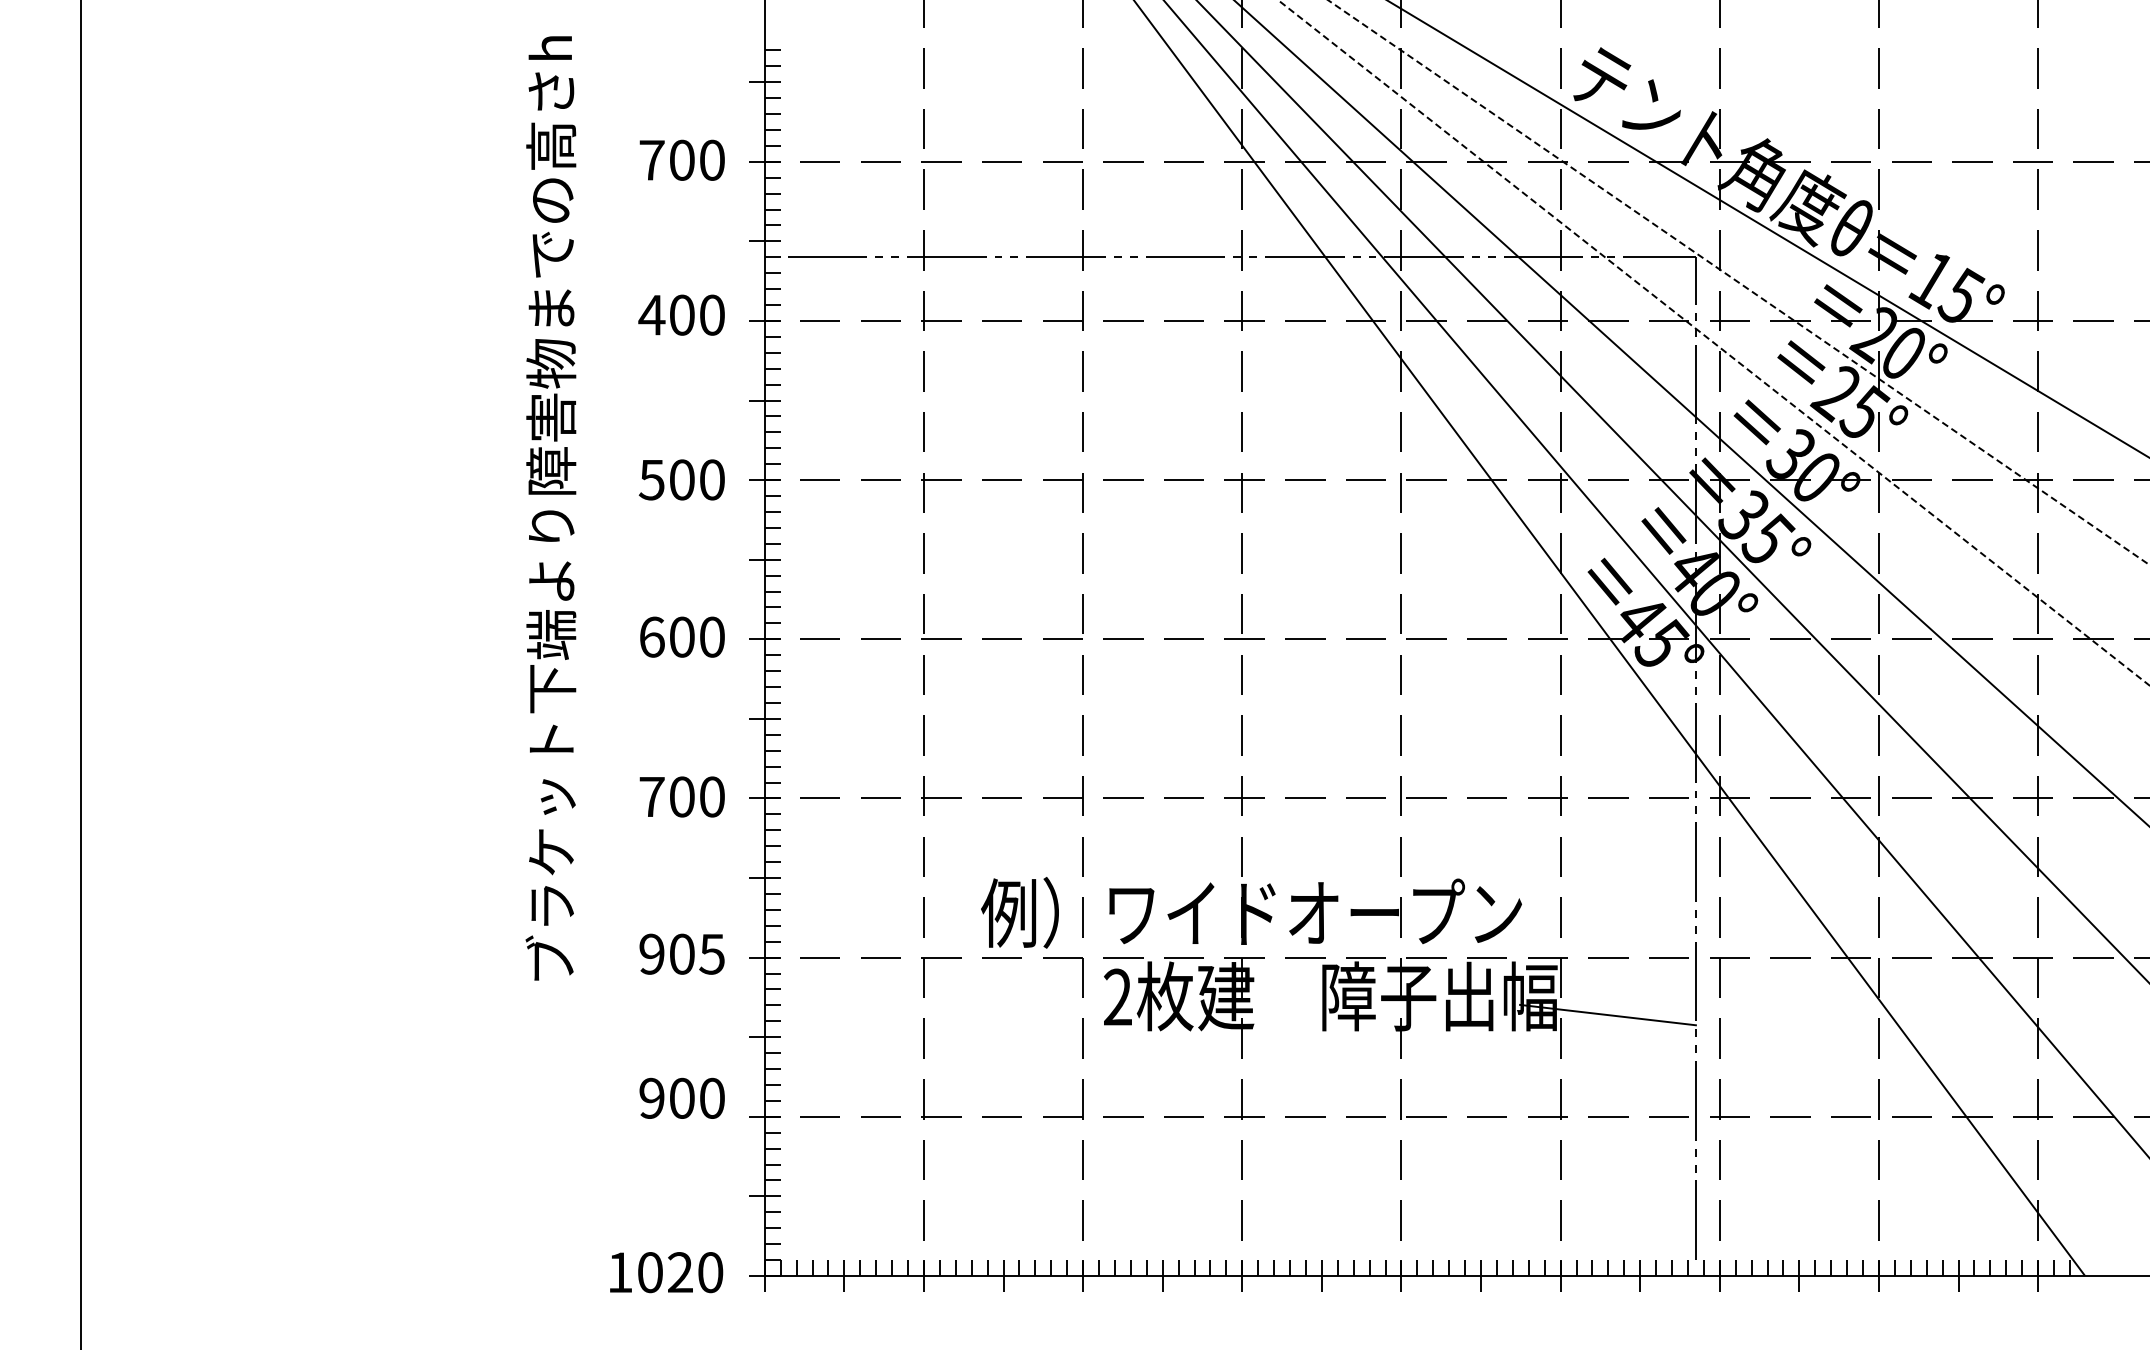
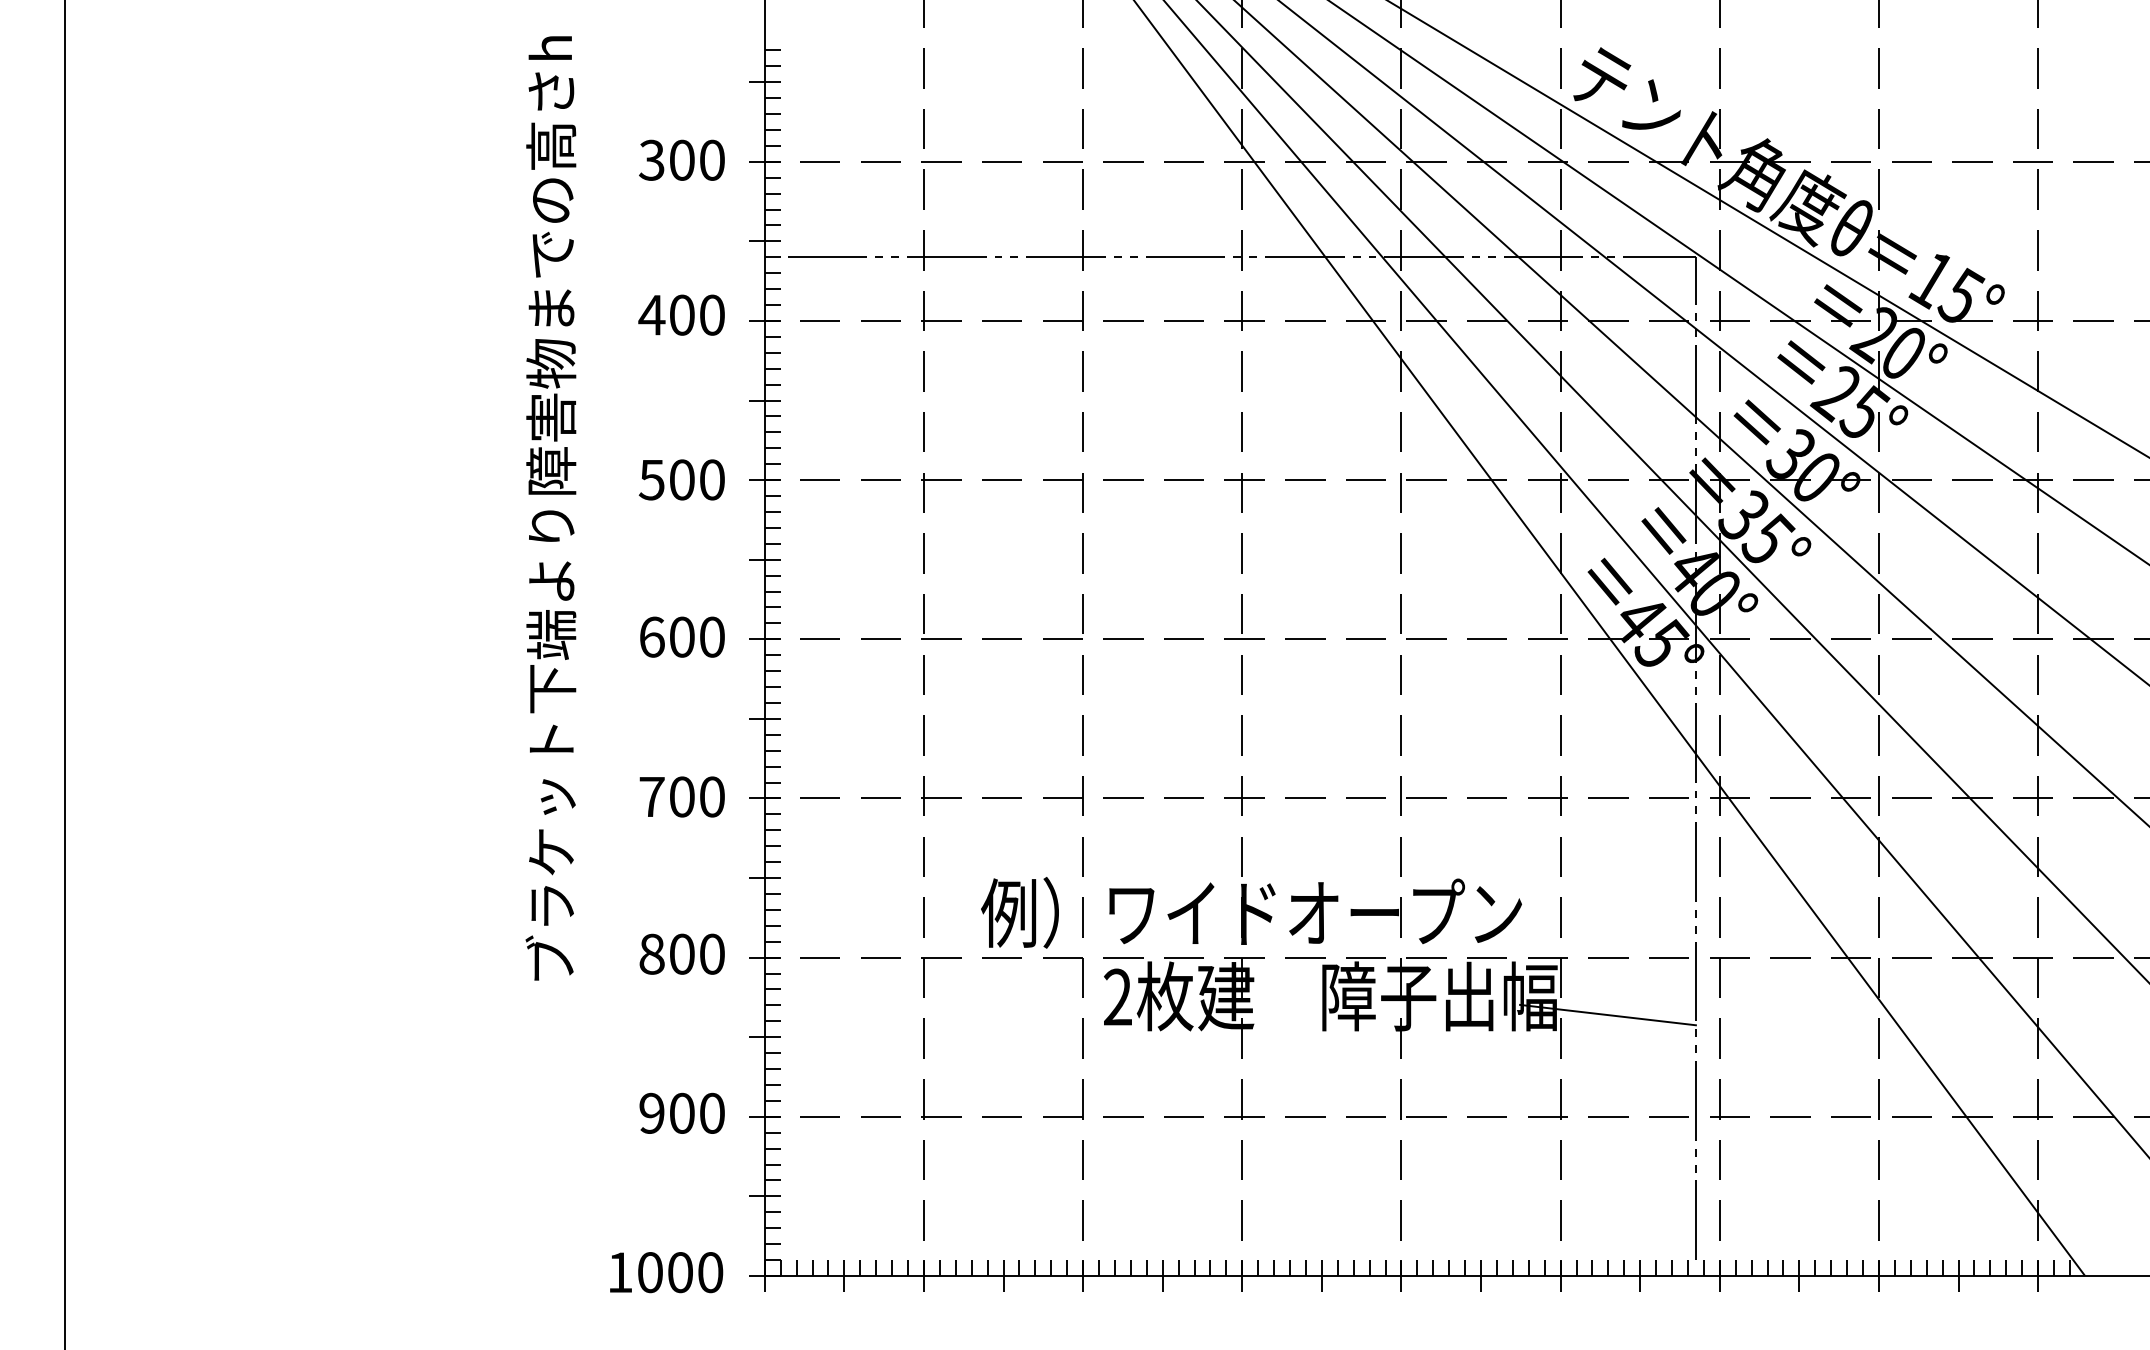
text: 700 -> 300 (651, 159)
line: dashed -> solid (1739, 283)
line: dashed -> solid (1714, 343)
line position: (80, 674) -> (64, 674) (64, 674)
text: 905 -> 800 (681, 953)
text position: (681, 1097) -> (681, 1112) (681, 1112)
text: 1020 -> 1000 (680, 1272)
